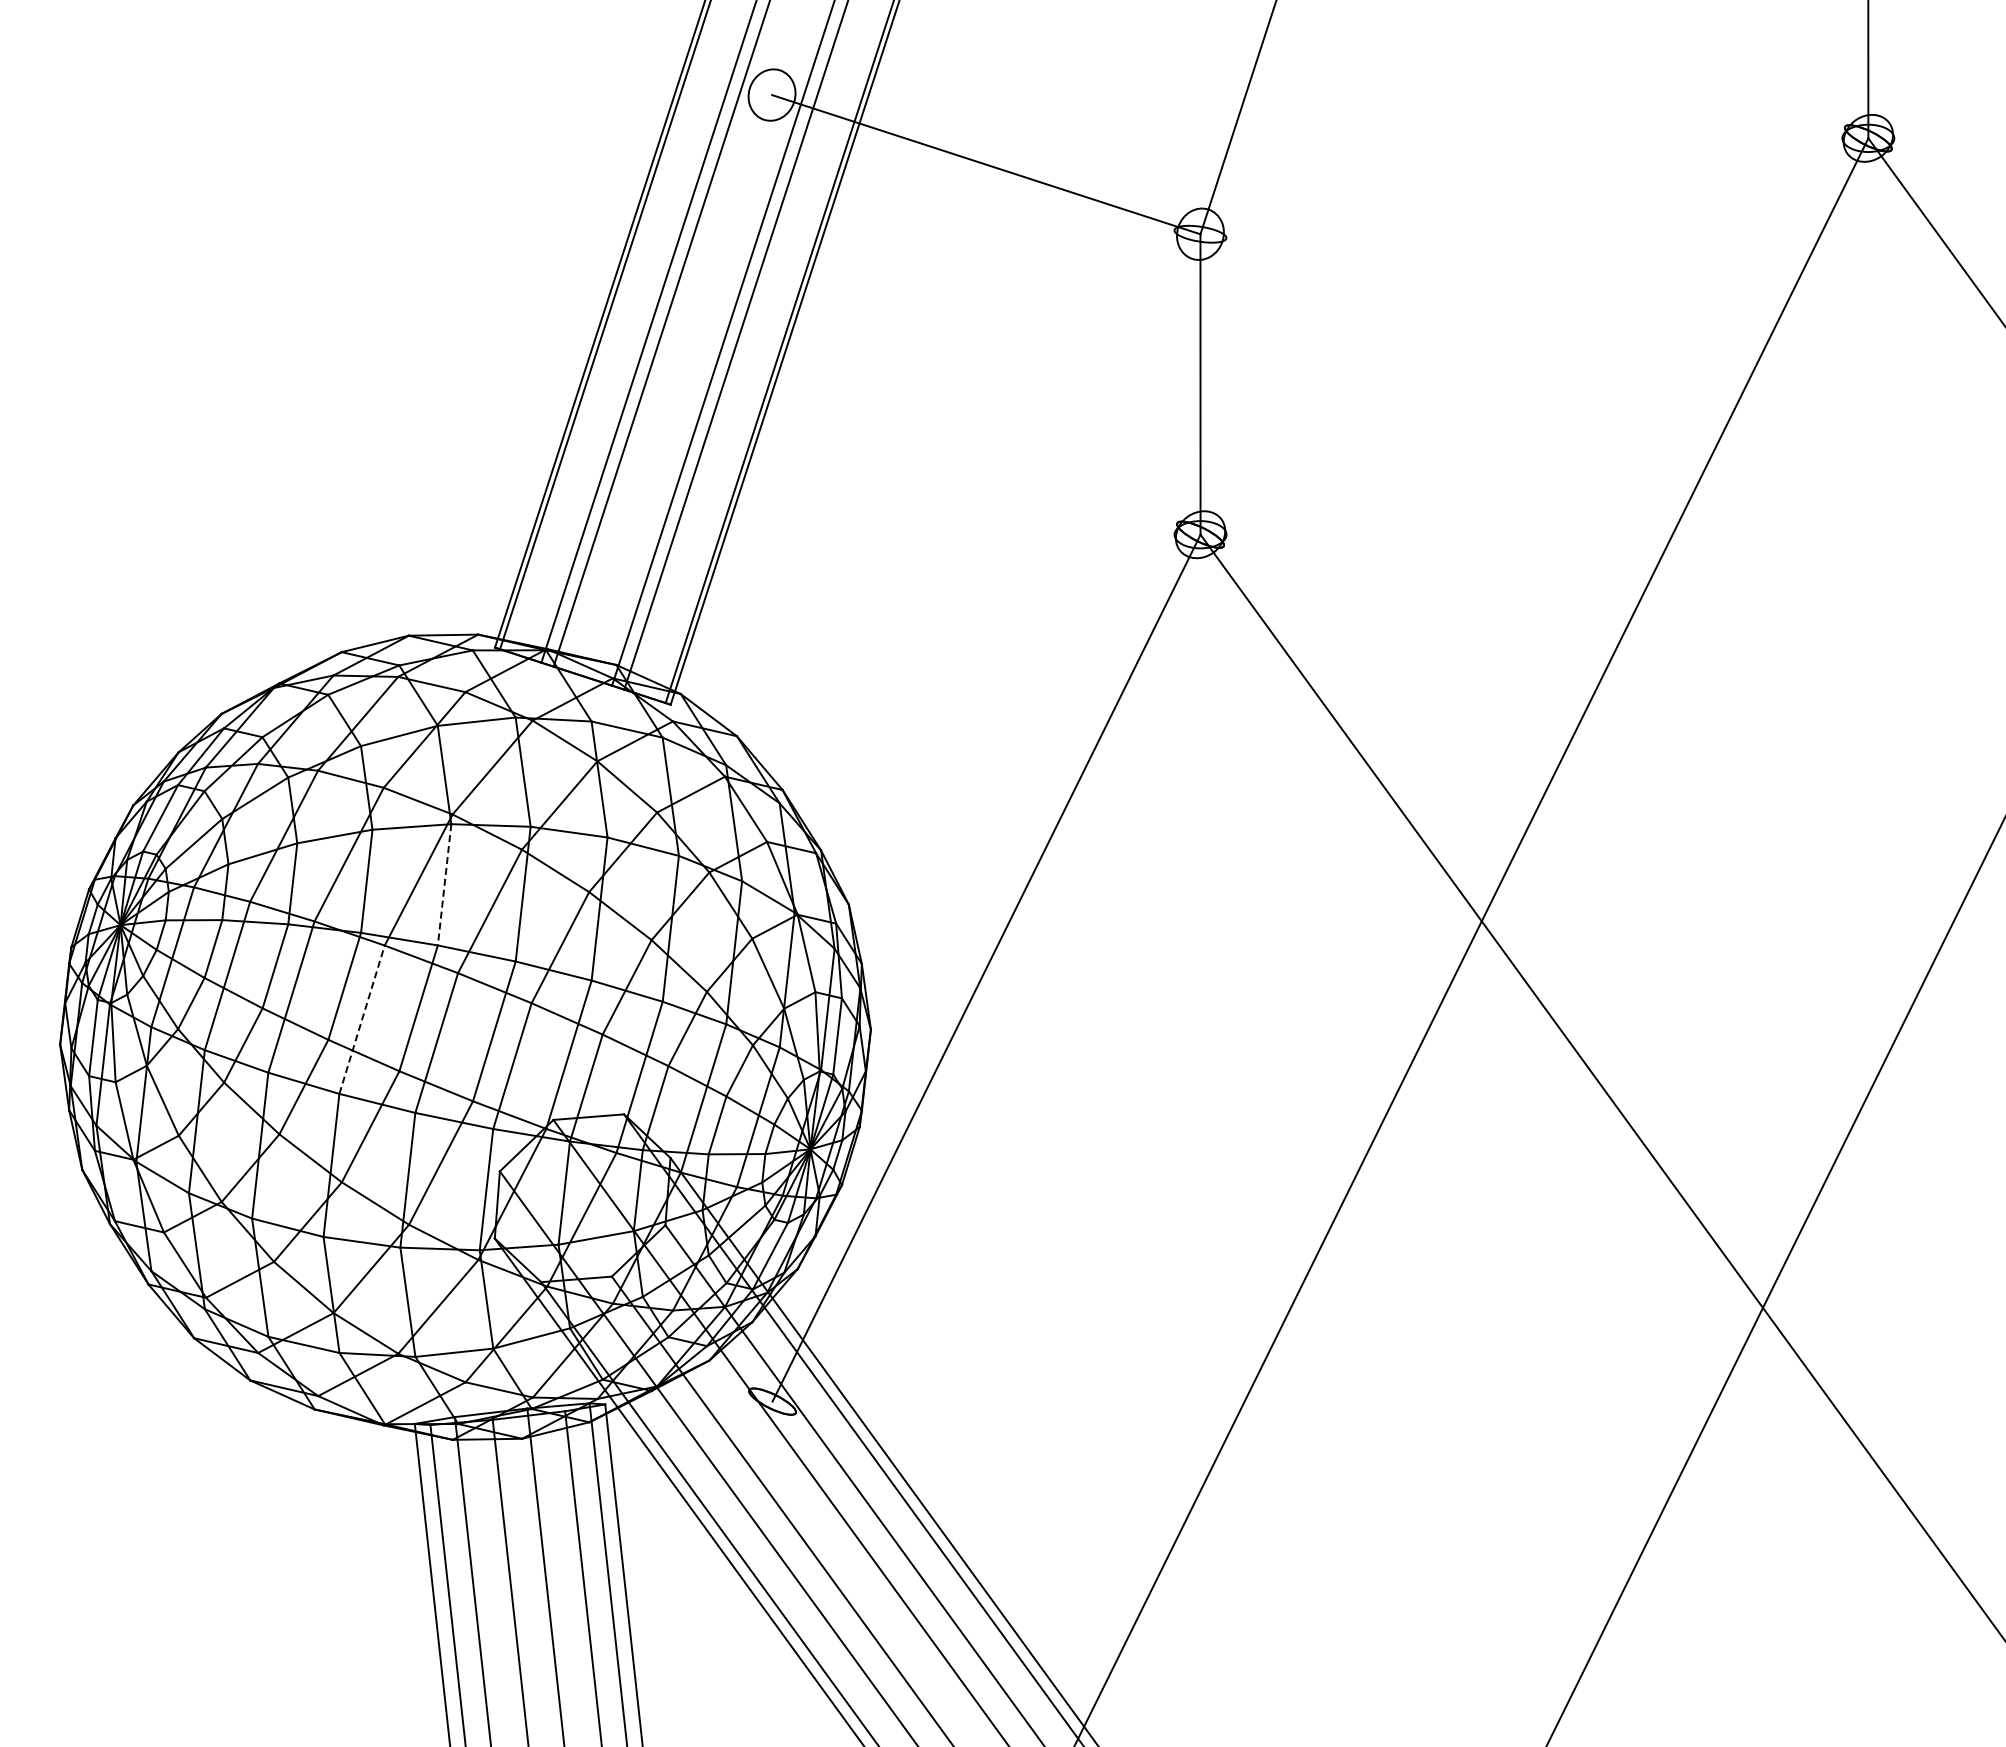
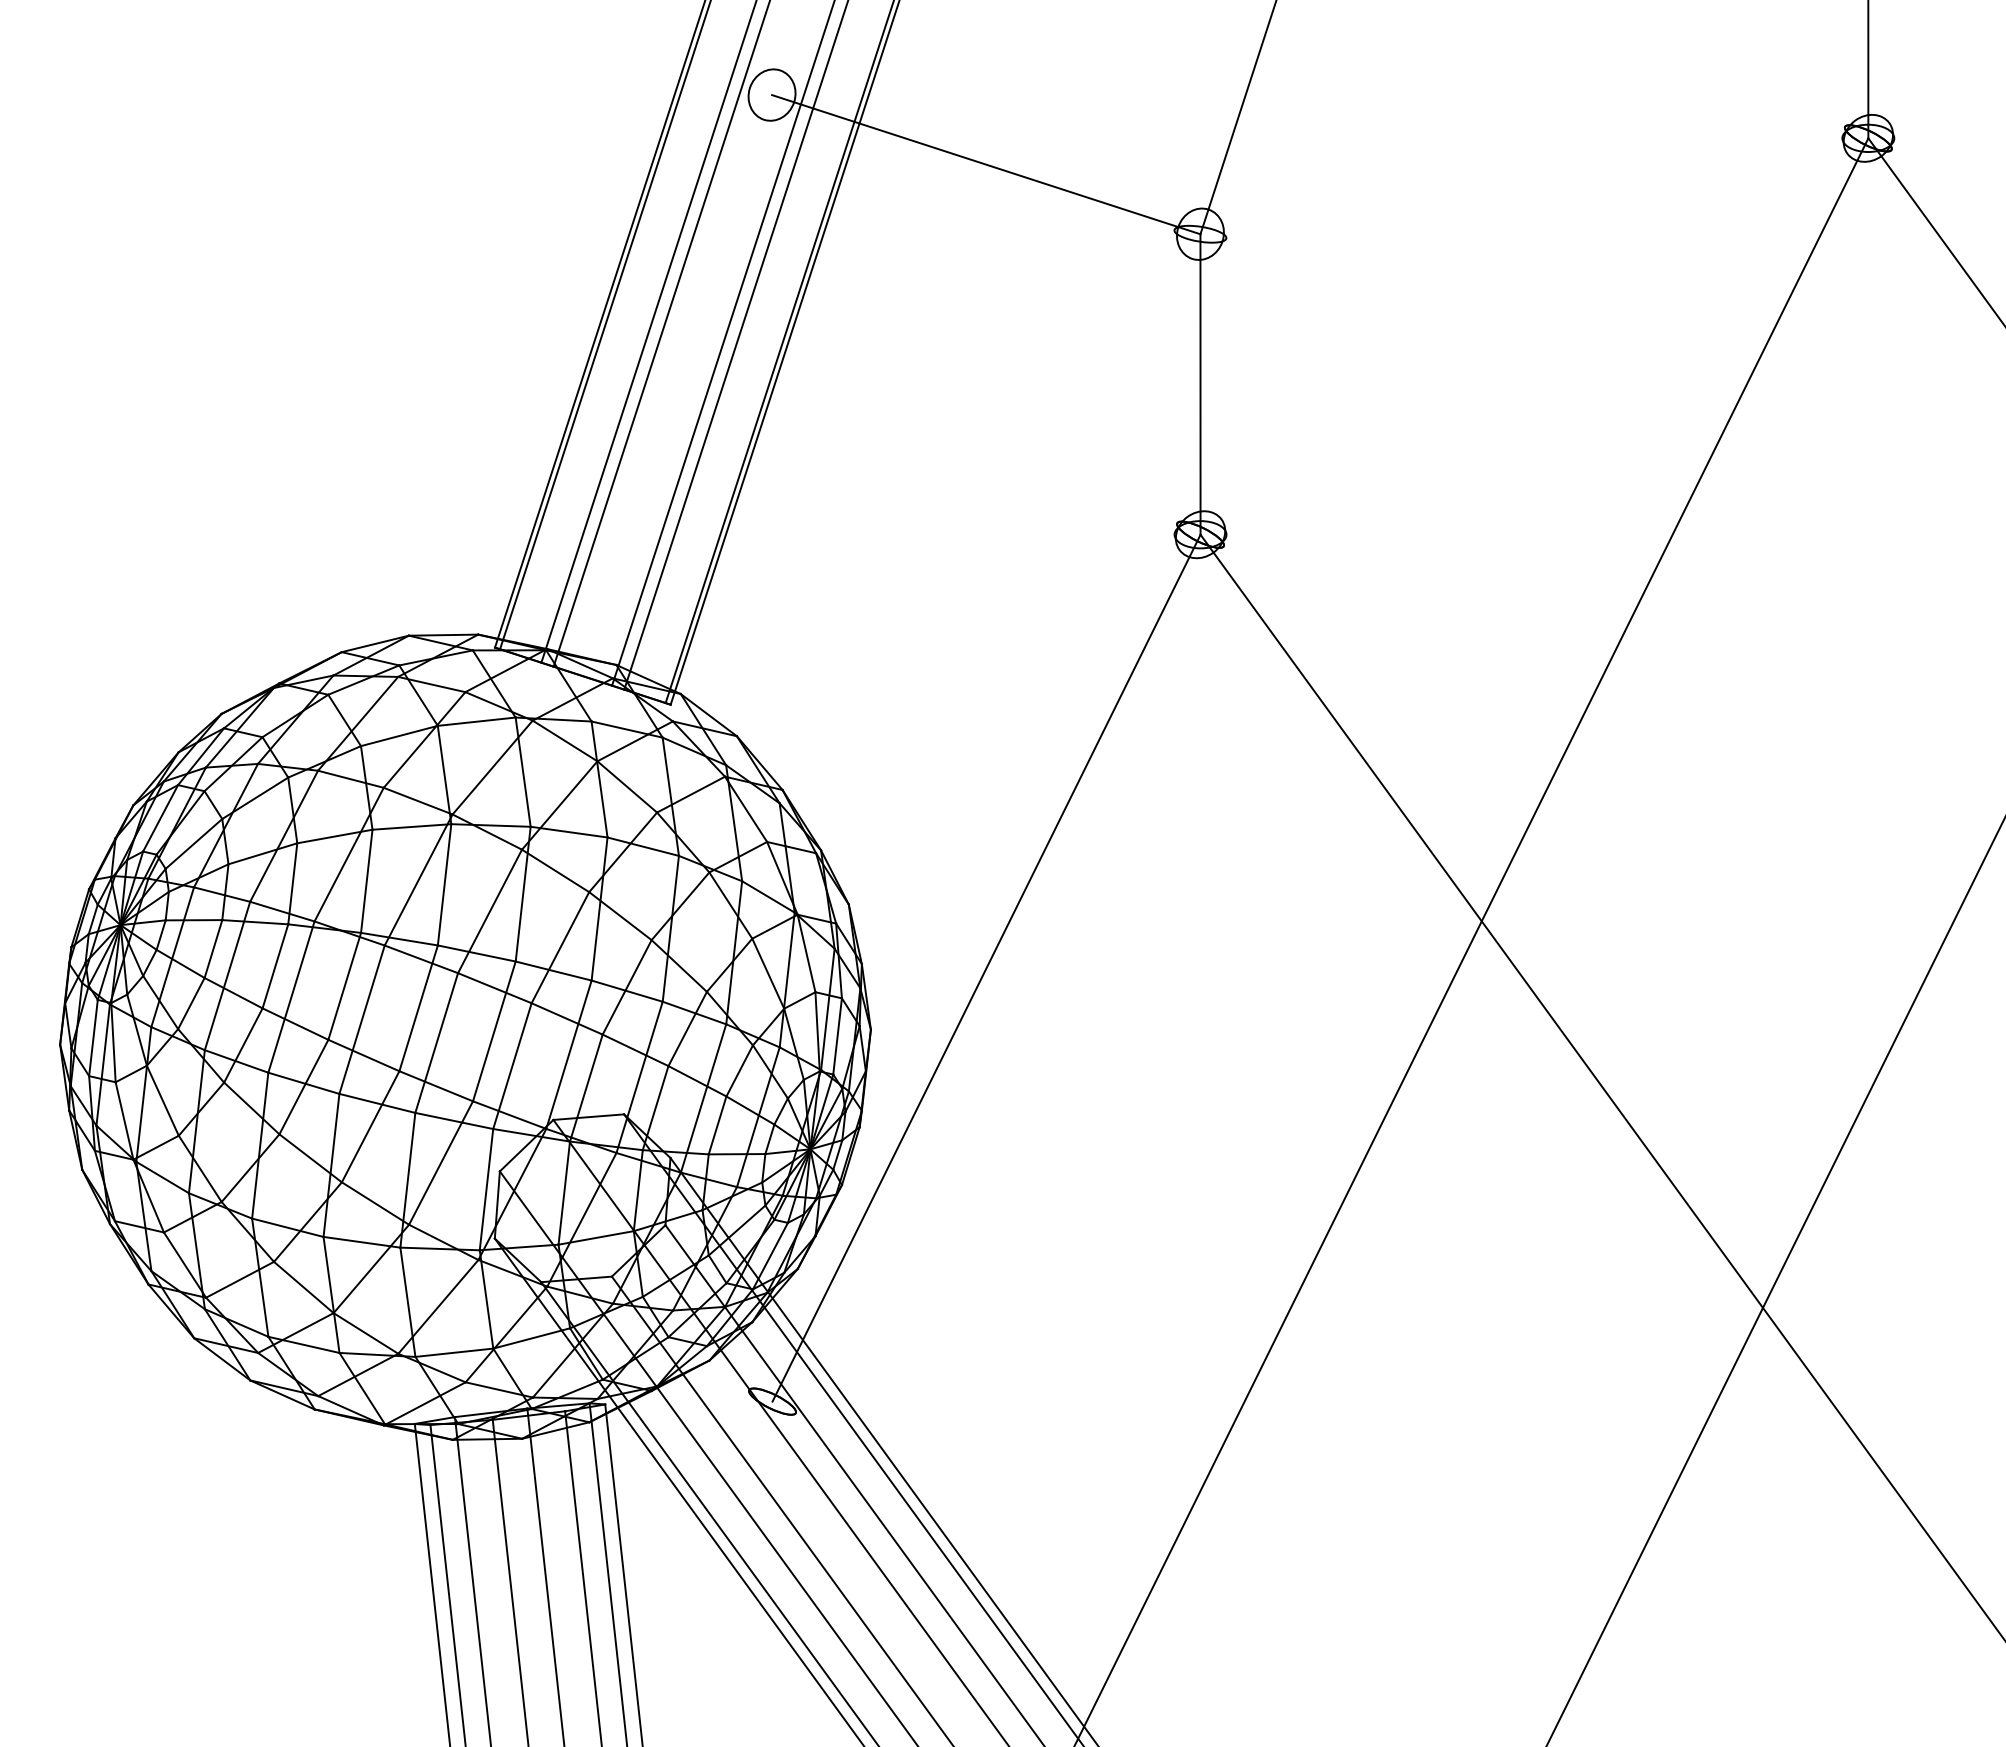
line: dashed -> solid (444, 885)
line: dashed -> solid (362, 1019)
